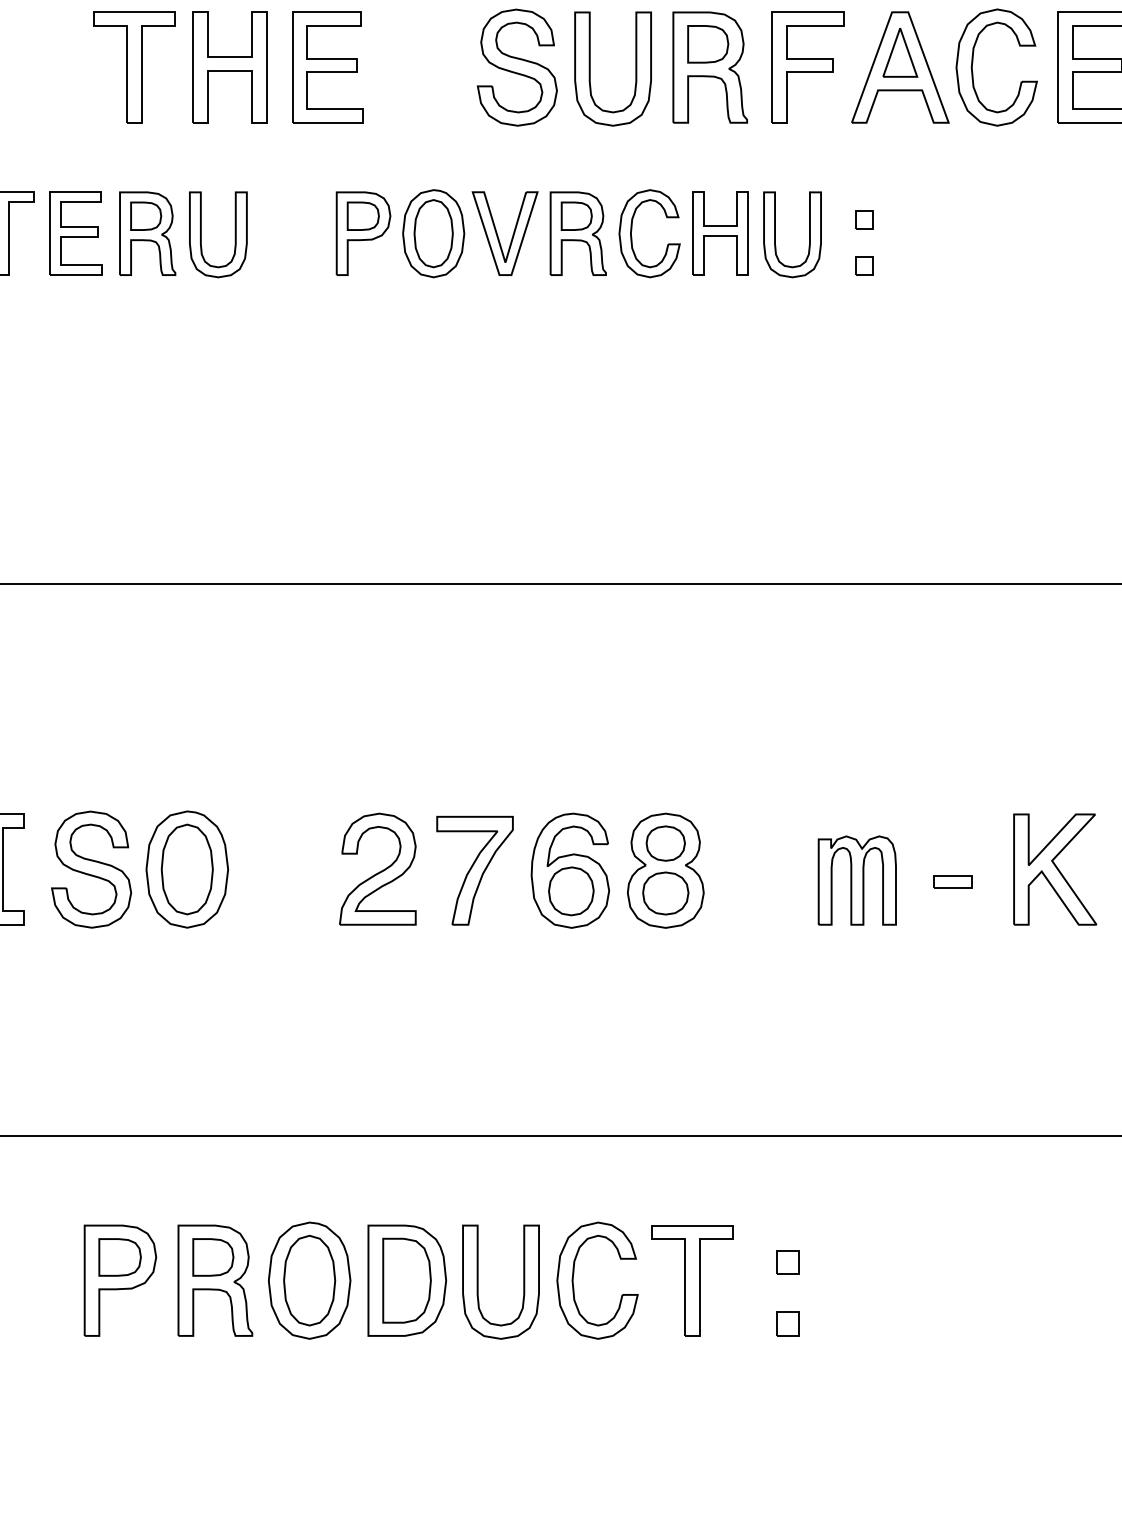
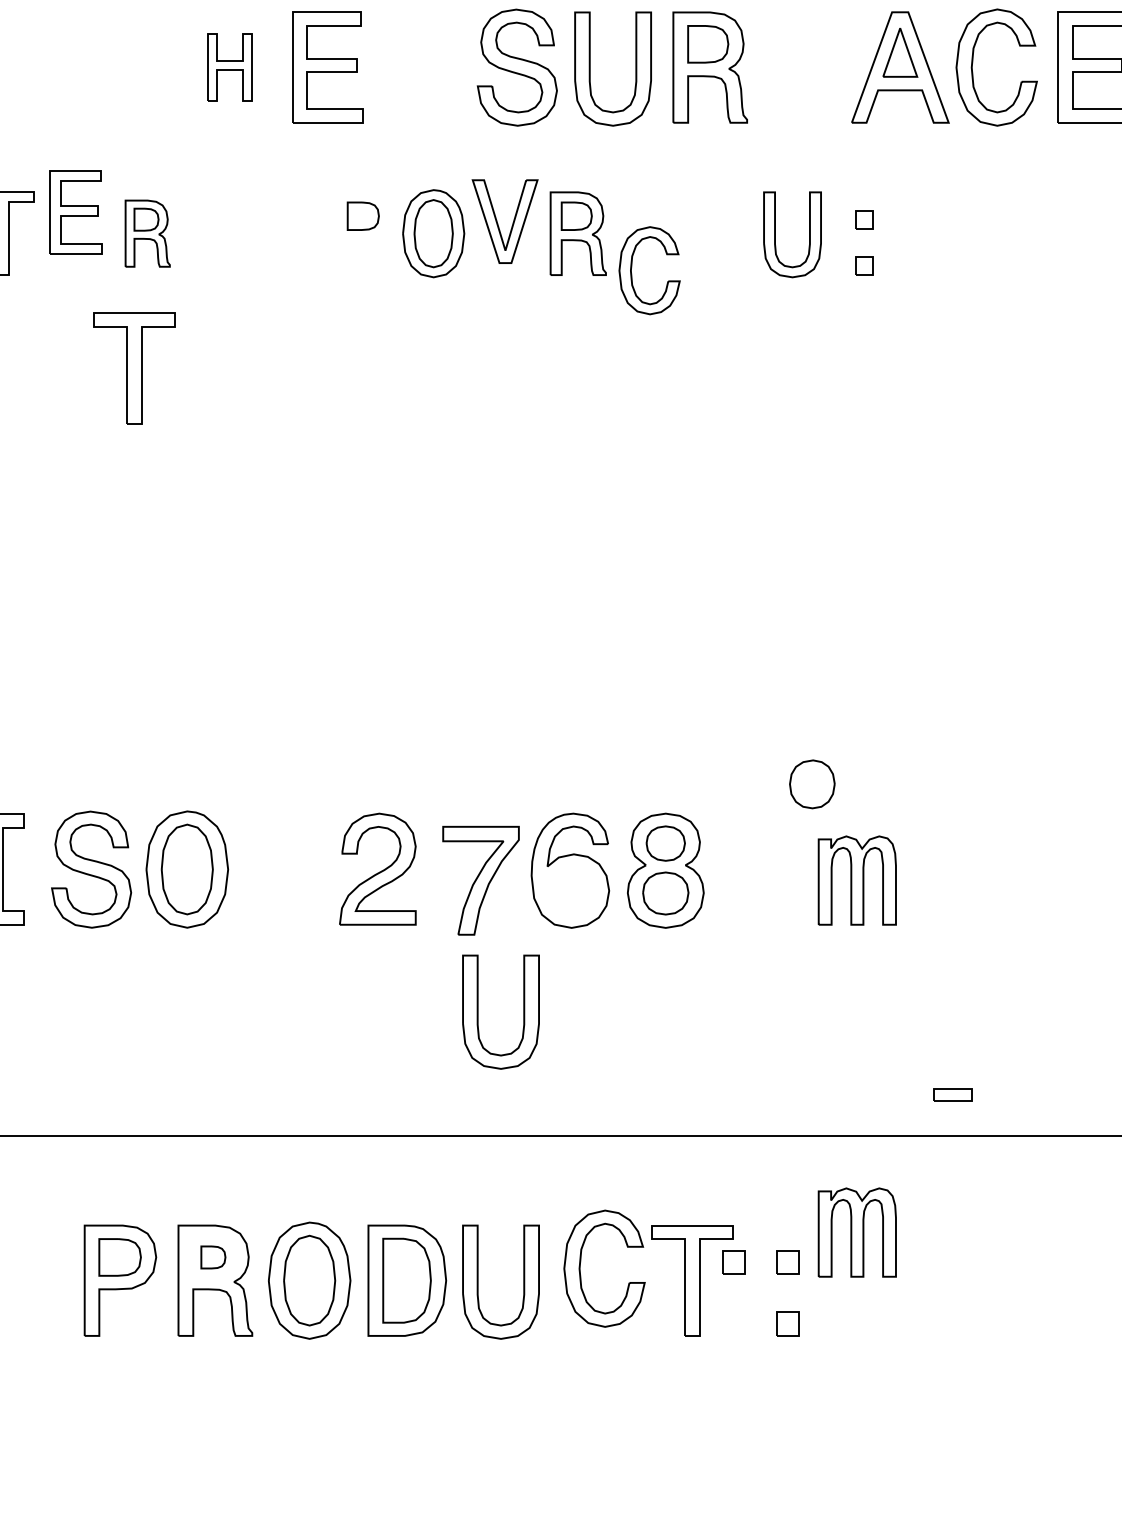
part position: (134, 67) -> (134, 368) (134, 368)
part size: 76x113 px -> 46x69 px (229, 67)
part: present -> none (807, 67)
part position: (632, 230) -> (632, 267) (632, 267)
part position: (75, 233) -> (75, 212) (75, 212)
part size: 58x85 px -> 47x69 px (147, 233)
part: present -> none (363, 233)
part: present -> none (720, 233)
part: present -> none (234, 234)
part position: (498, 235) -> (498, 223) (498, 223)
line: present -> none (560, 584)
part: present -> none (1055, 869)
part position: (474, 870) -> (480, 880) (480, 880)
part position: (952, 881) -> (952, 1094) (952, 1094)
part position: (571, 891) -> (812, 784) (812, 784)
part: none -> present (478, 1011)
part: none -> present (856, 1232)
part size: 43x39 px -> 27x25 px (213, 1257)
part: none -> present (733, 1262)
part position: (573, 1280) -> (580, 1268) (580, 1268)
